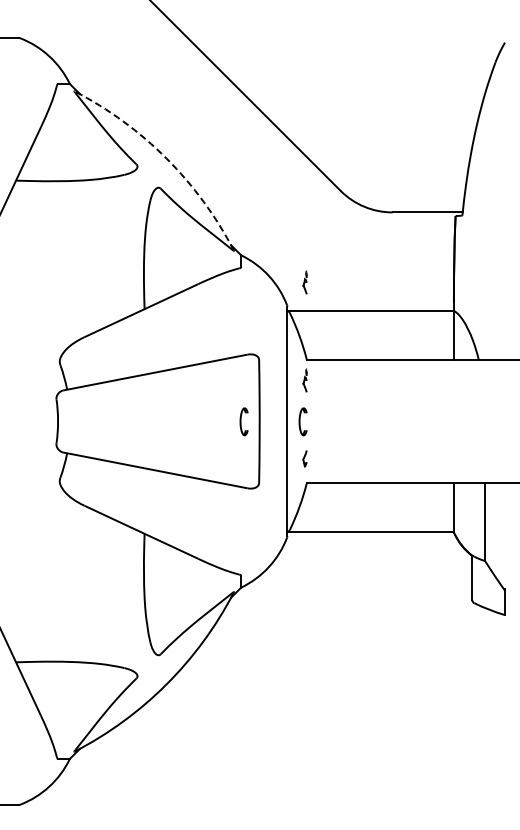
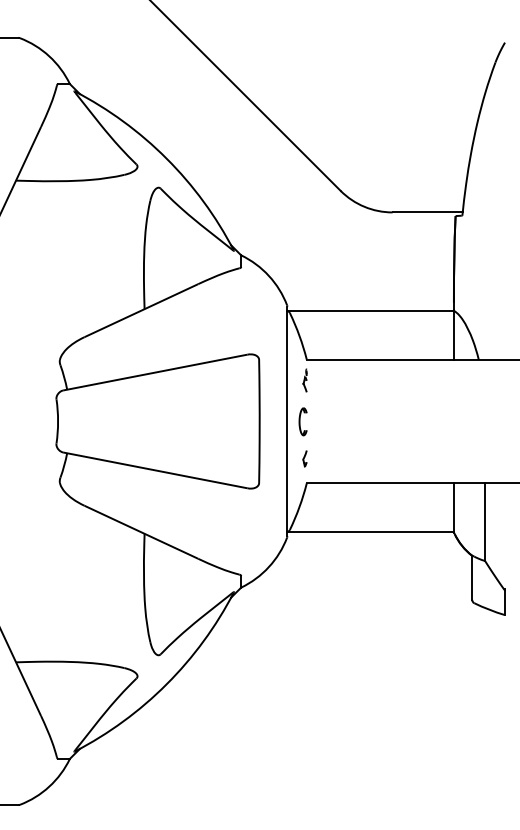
arc: dashed -> solid (166, 158)
part: present -> none (304, 282)
part: present -> none (243, 421)
